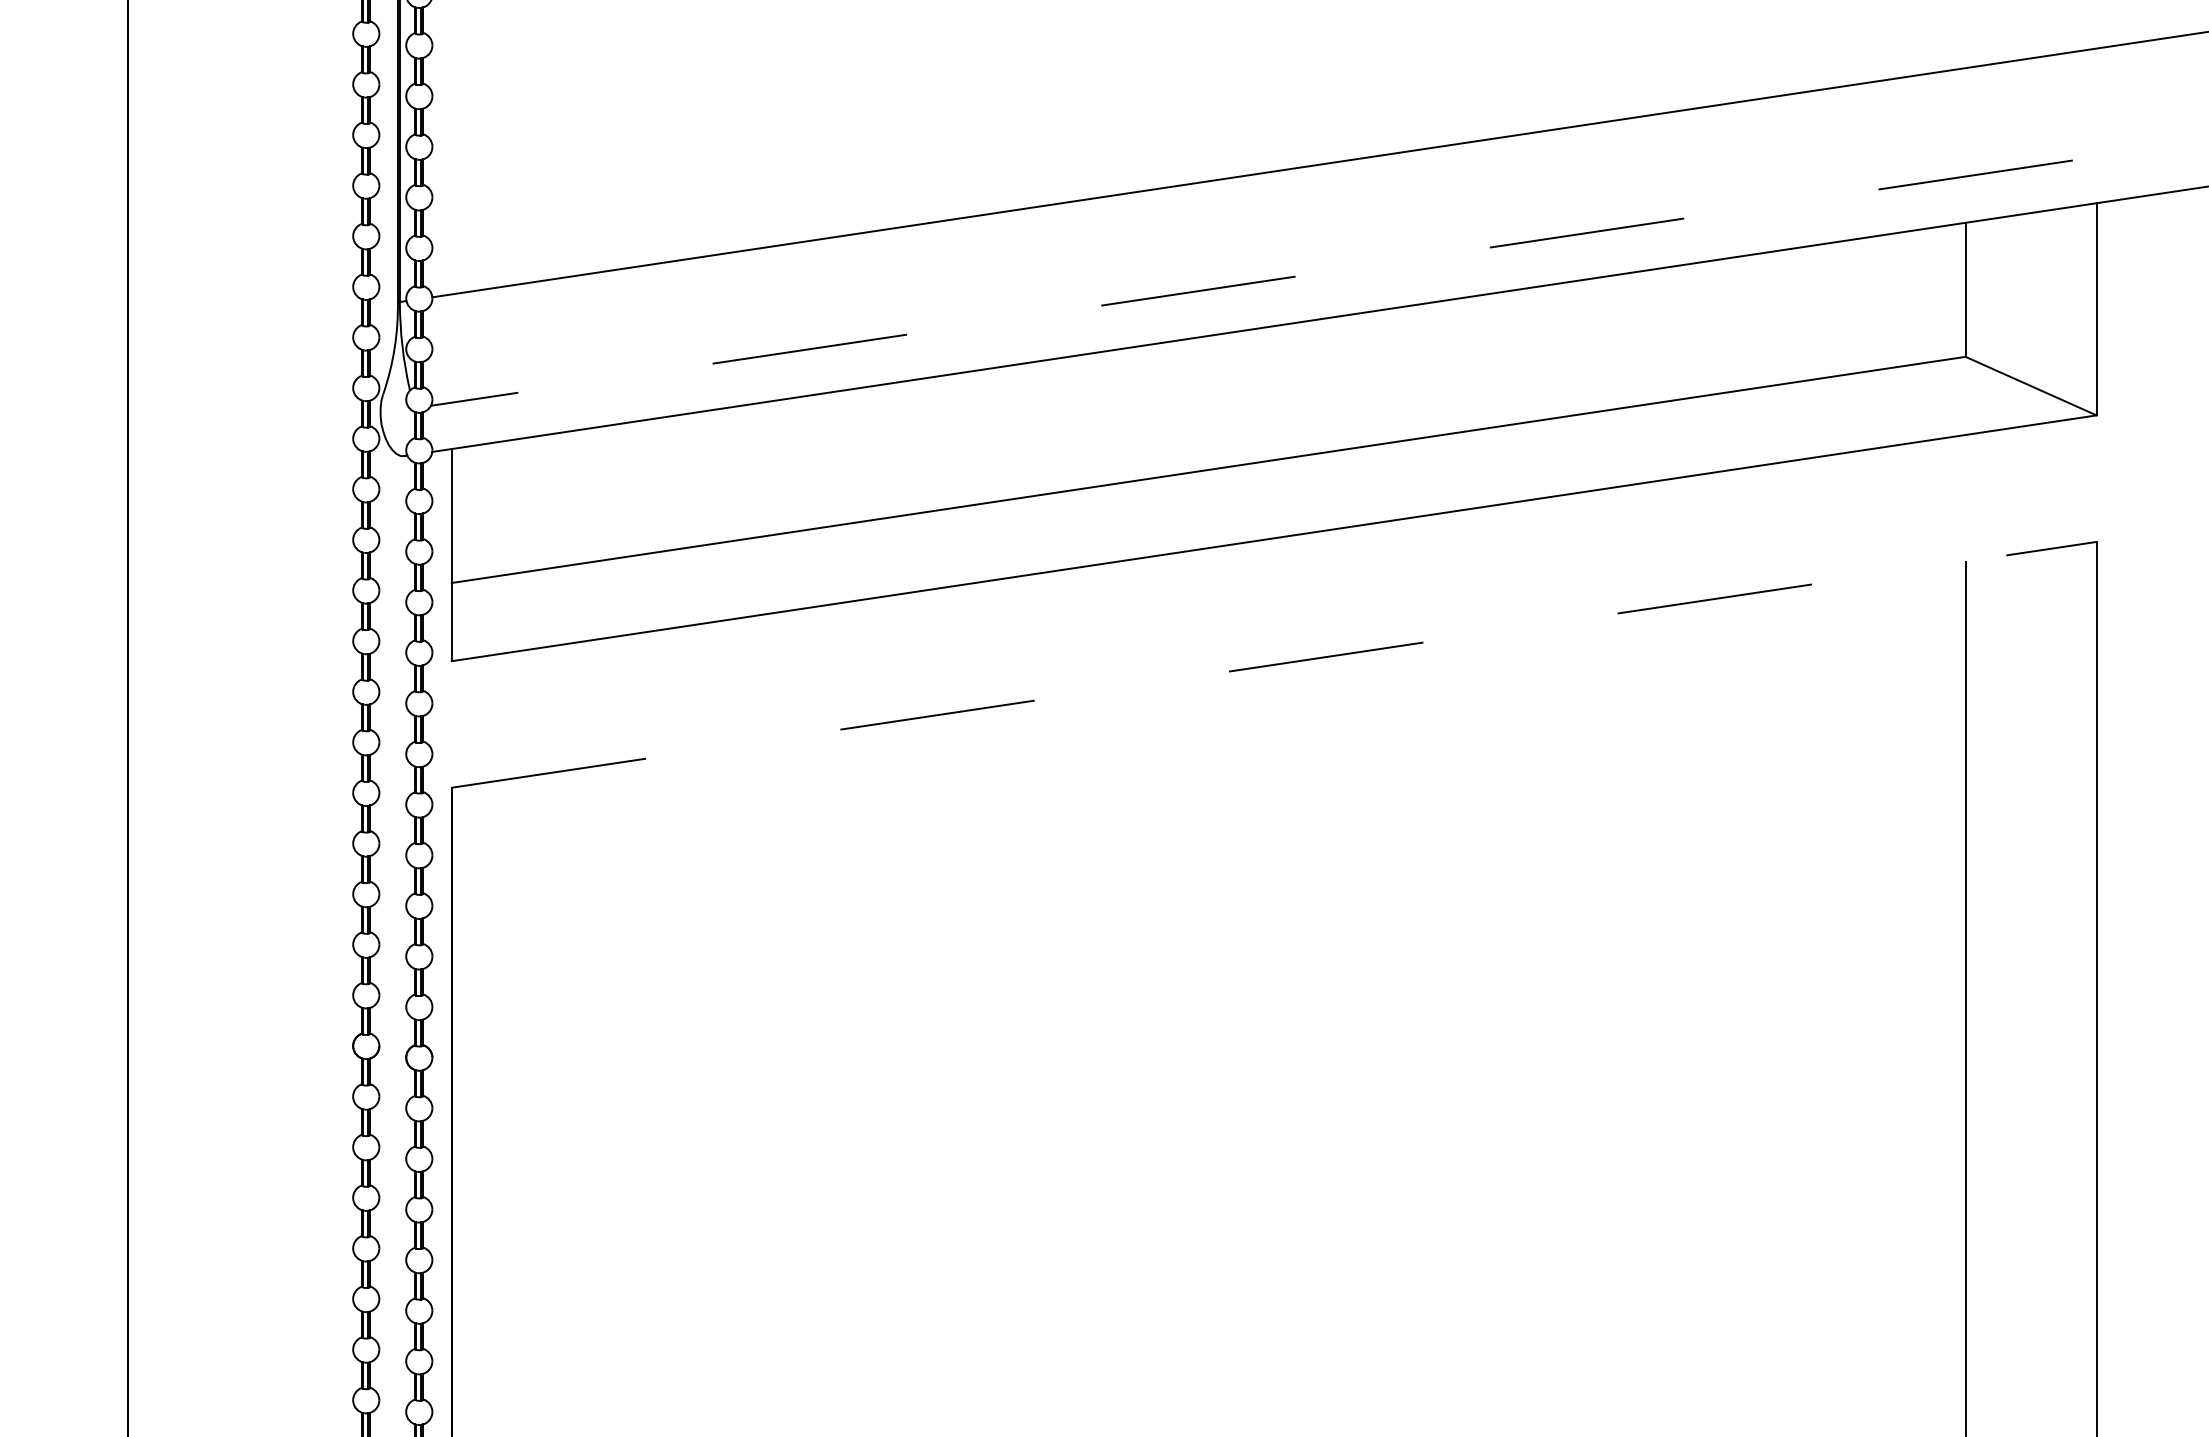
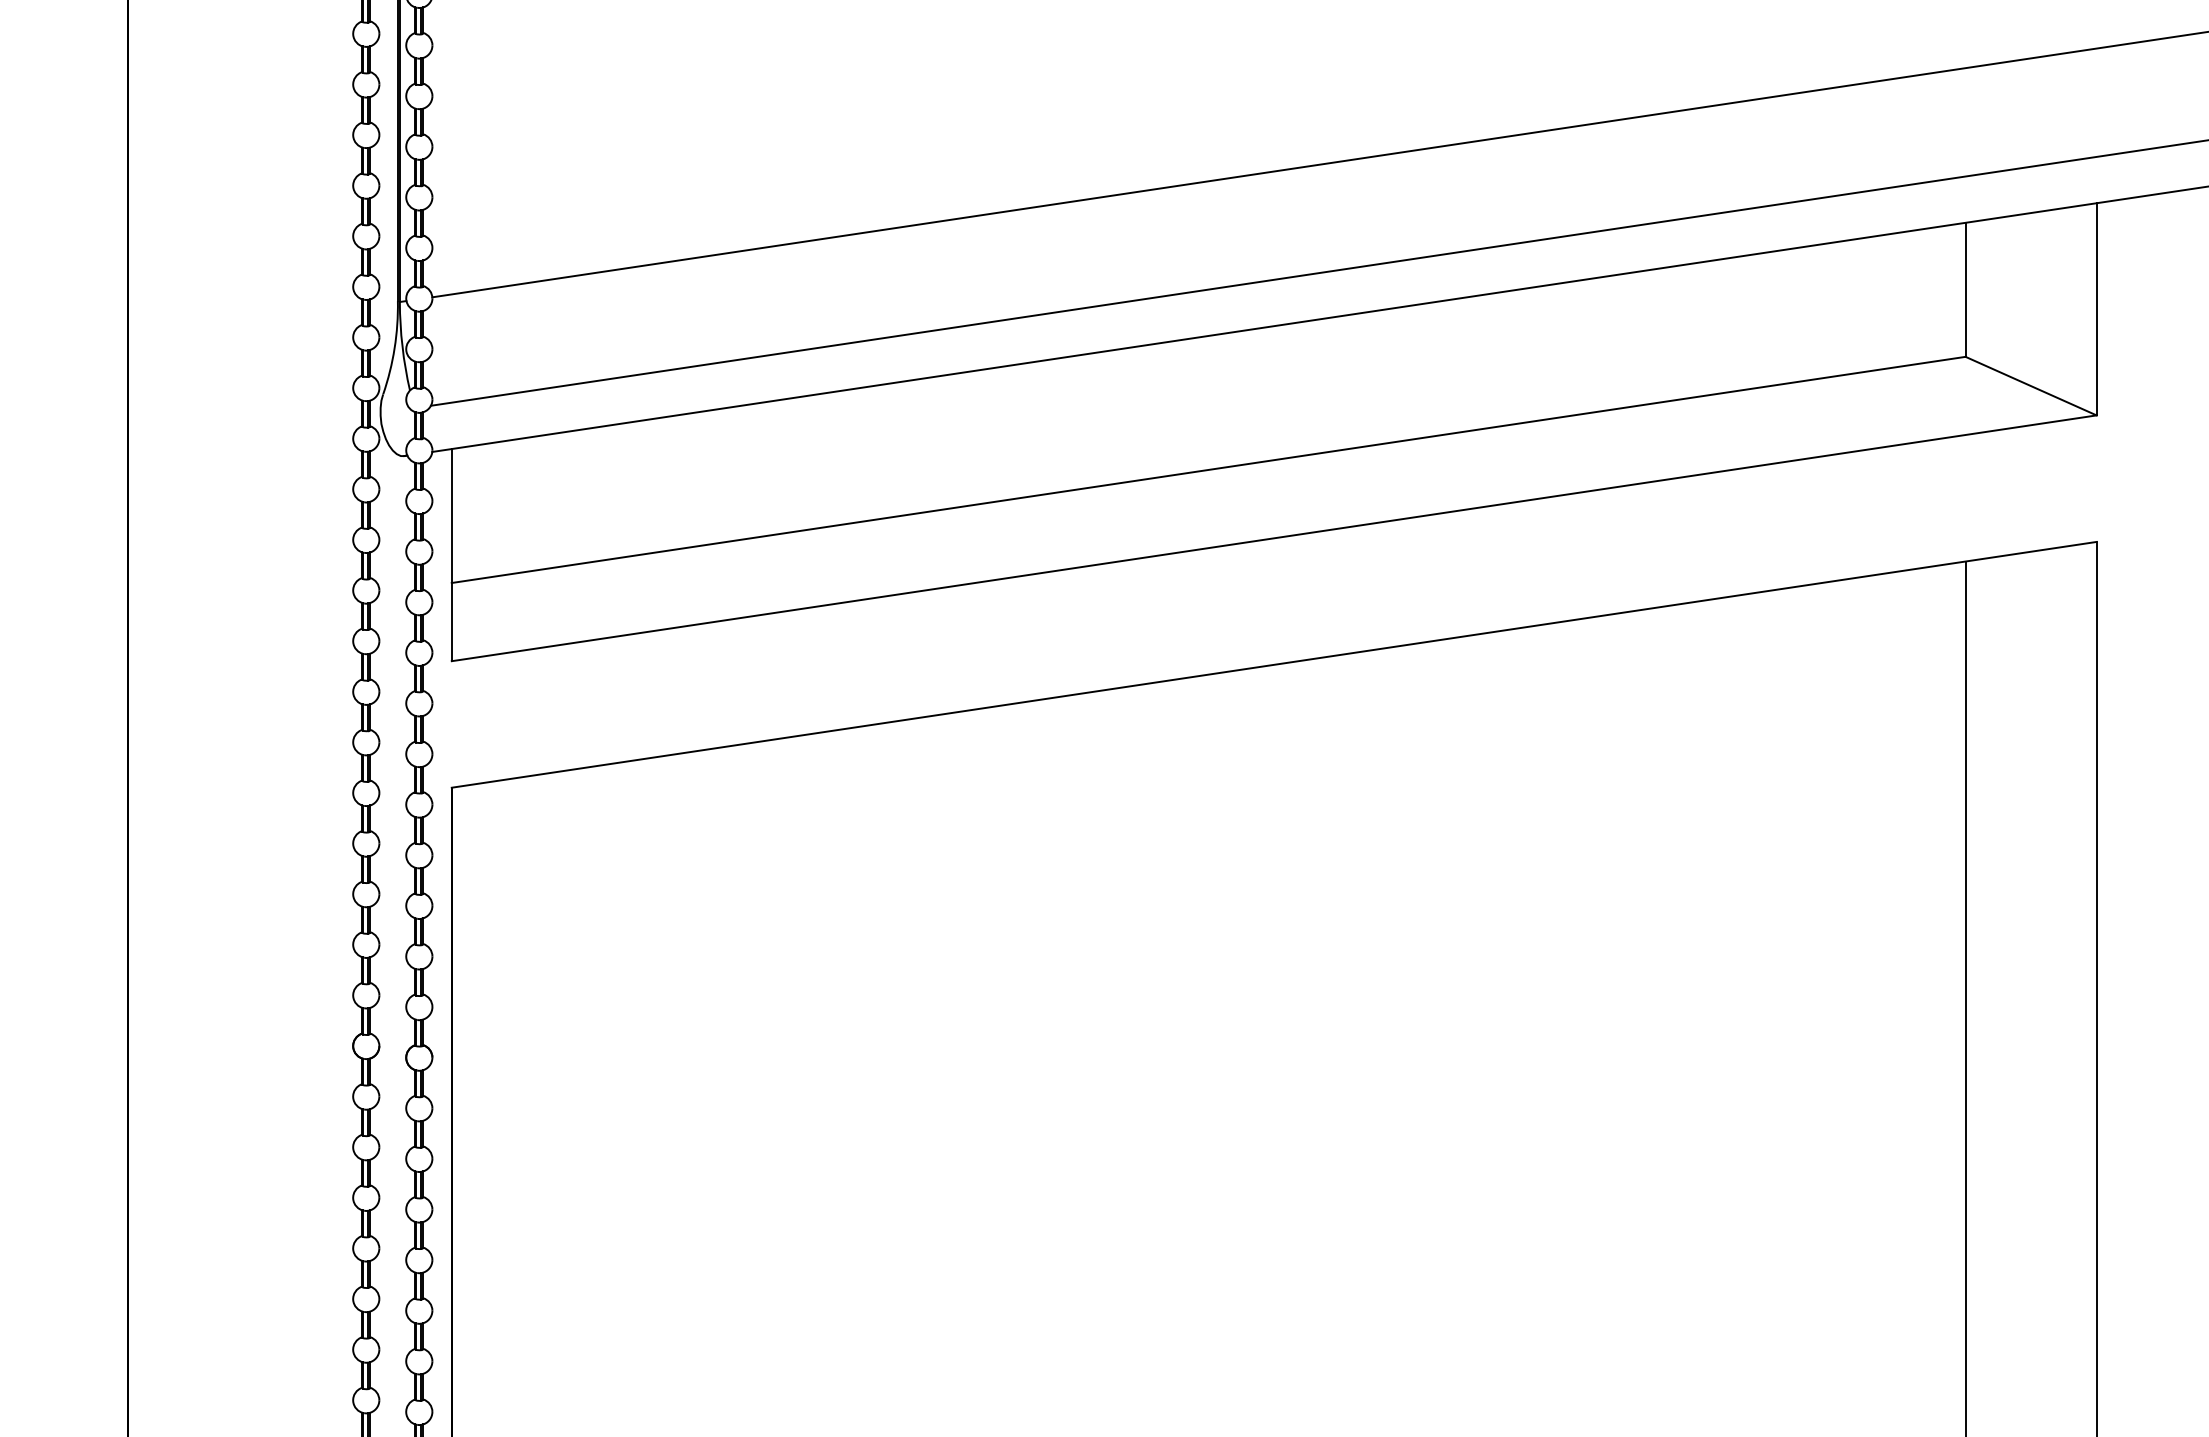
line: dashed -> solid (1319, 273)
line: dashed -> solid (1274, 664)
